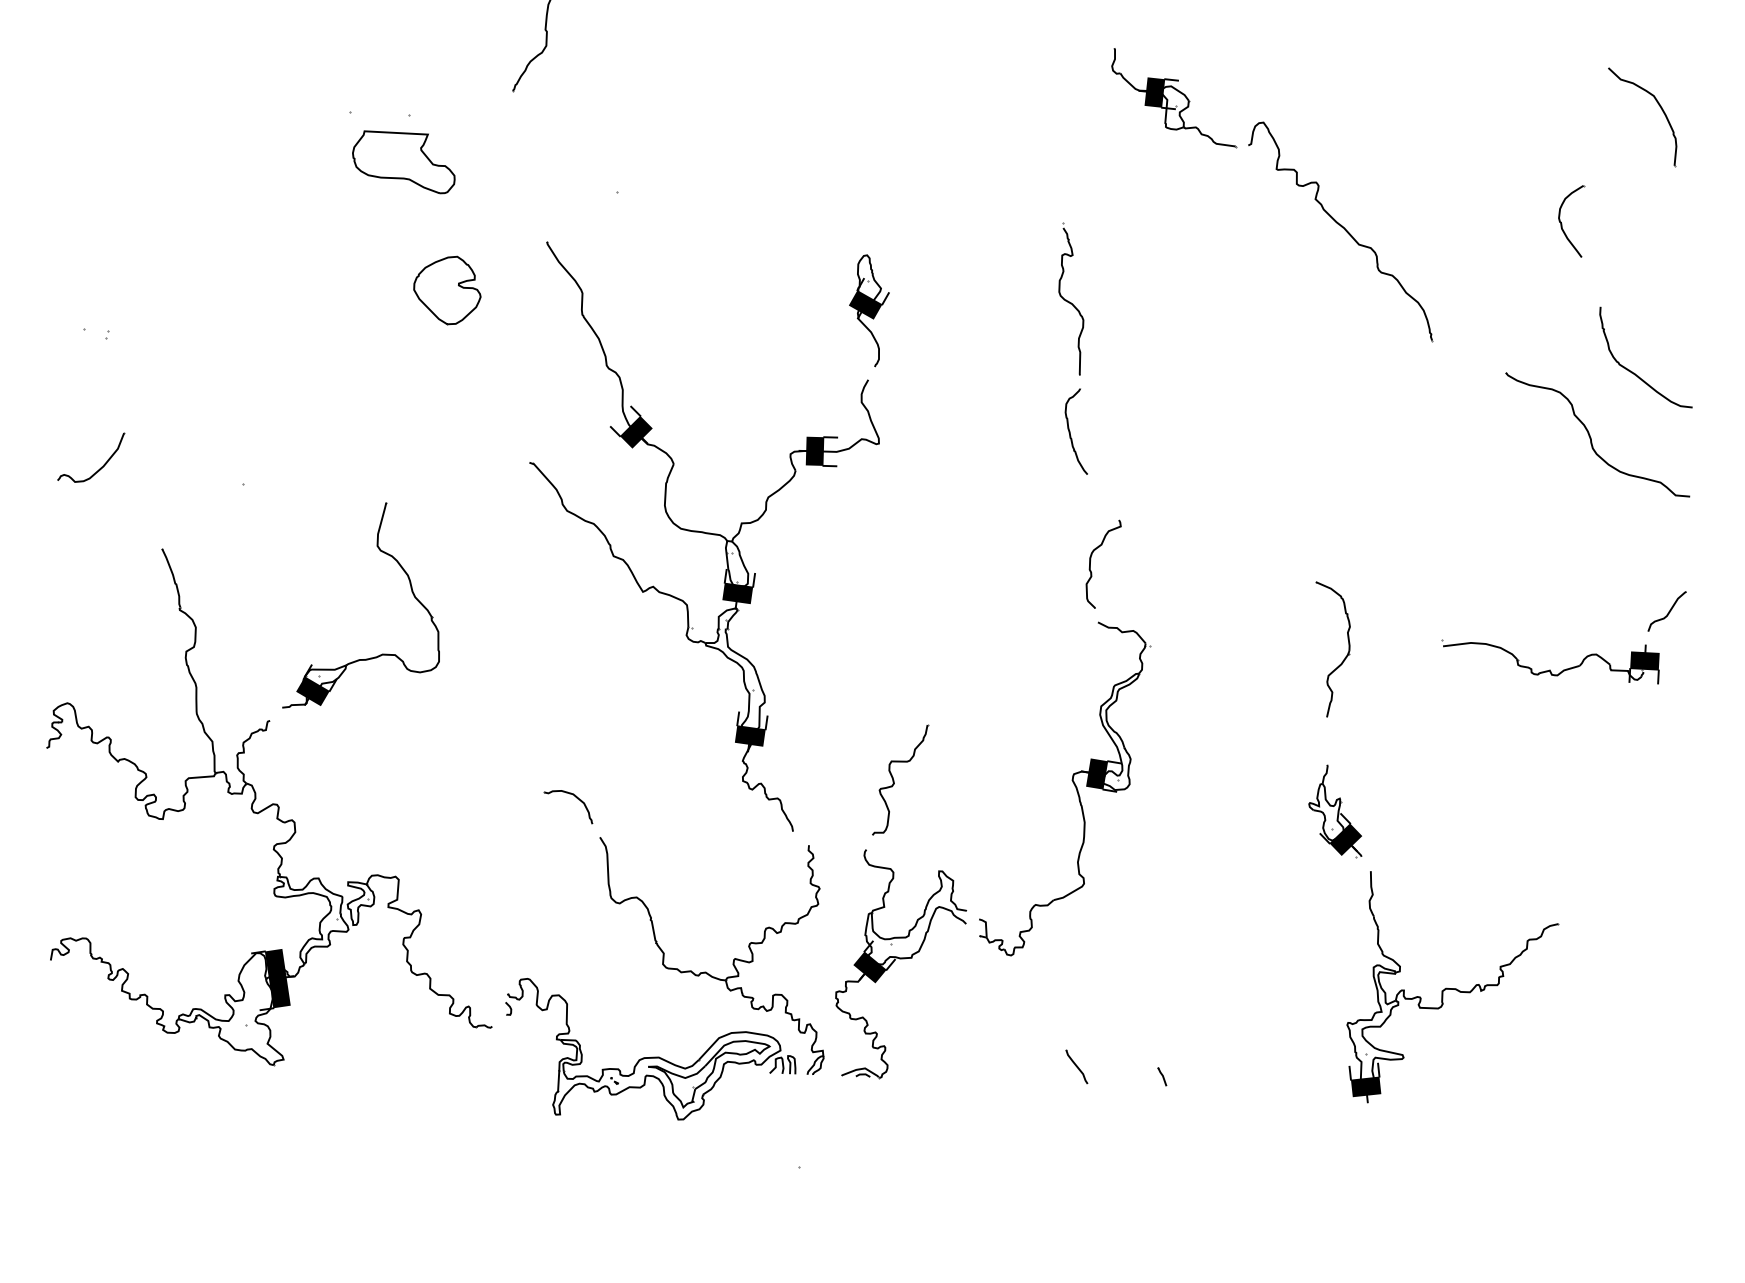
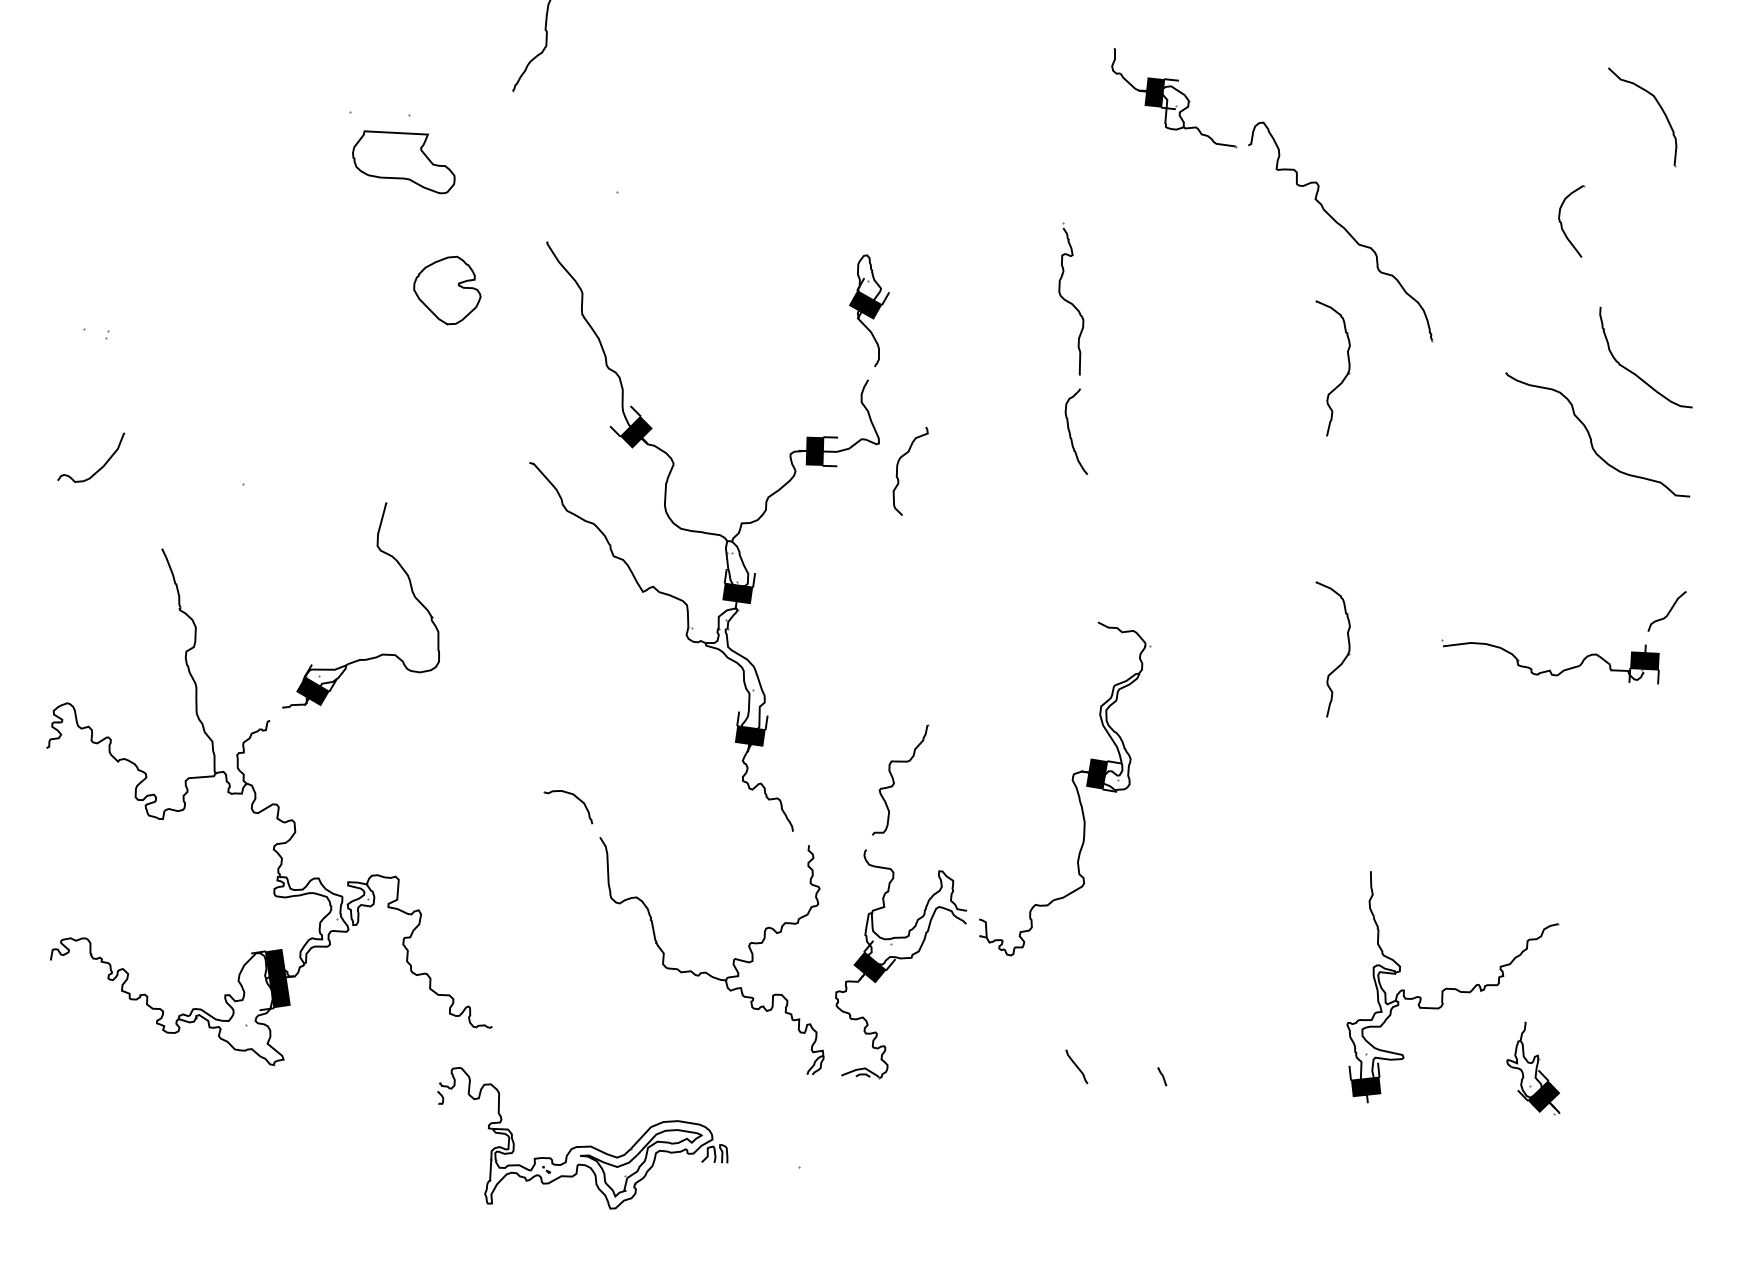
part: none -> present (1345, 375)
curve position: (1091, 559) -> (898, 466) (898, 466)
part position: (1335, 811) -> (1533, 1068) (1533, 1068)
part position: (651, 1056) -> (583, 1145) (583, 1145)
